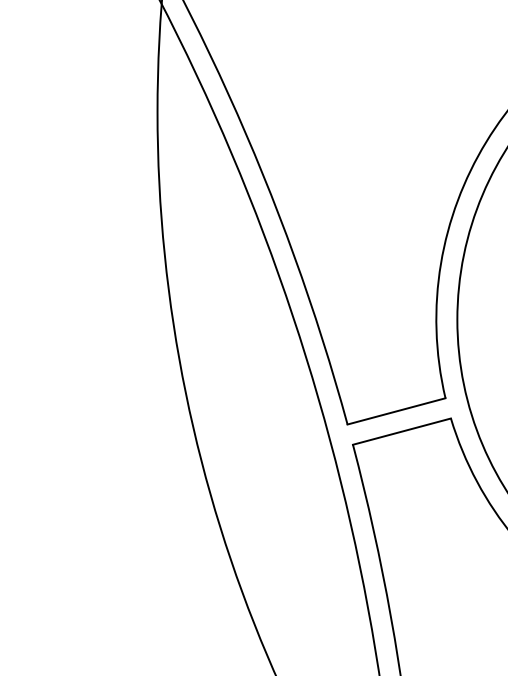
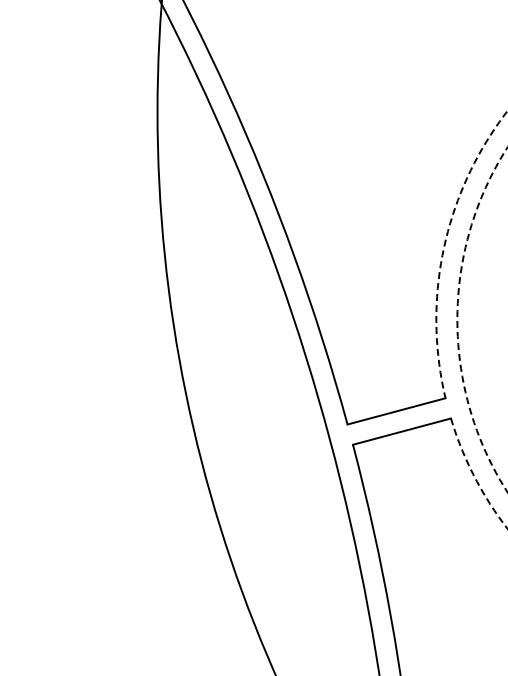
arc: solid -> dashed (463, 187)
circle: solid -> dashed (482, 319)
